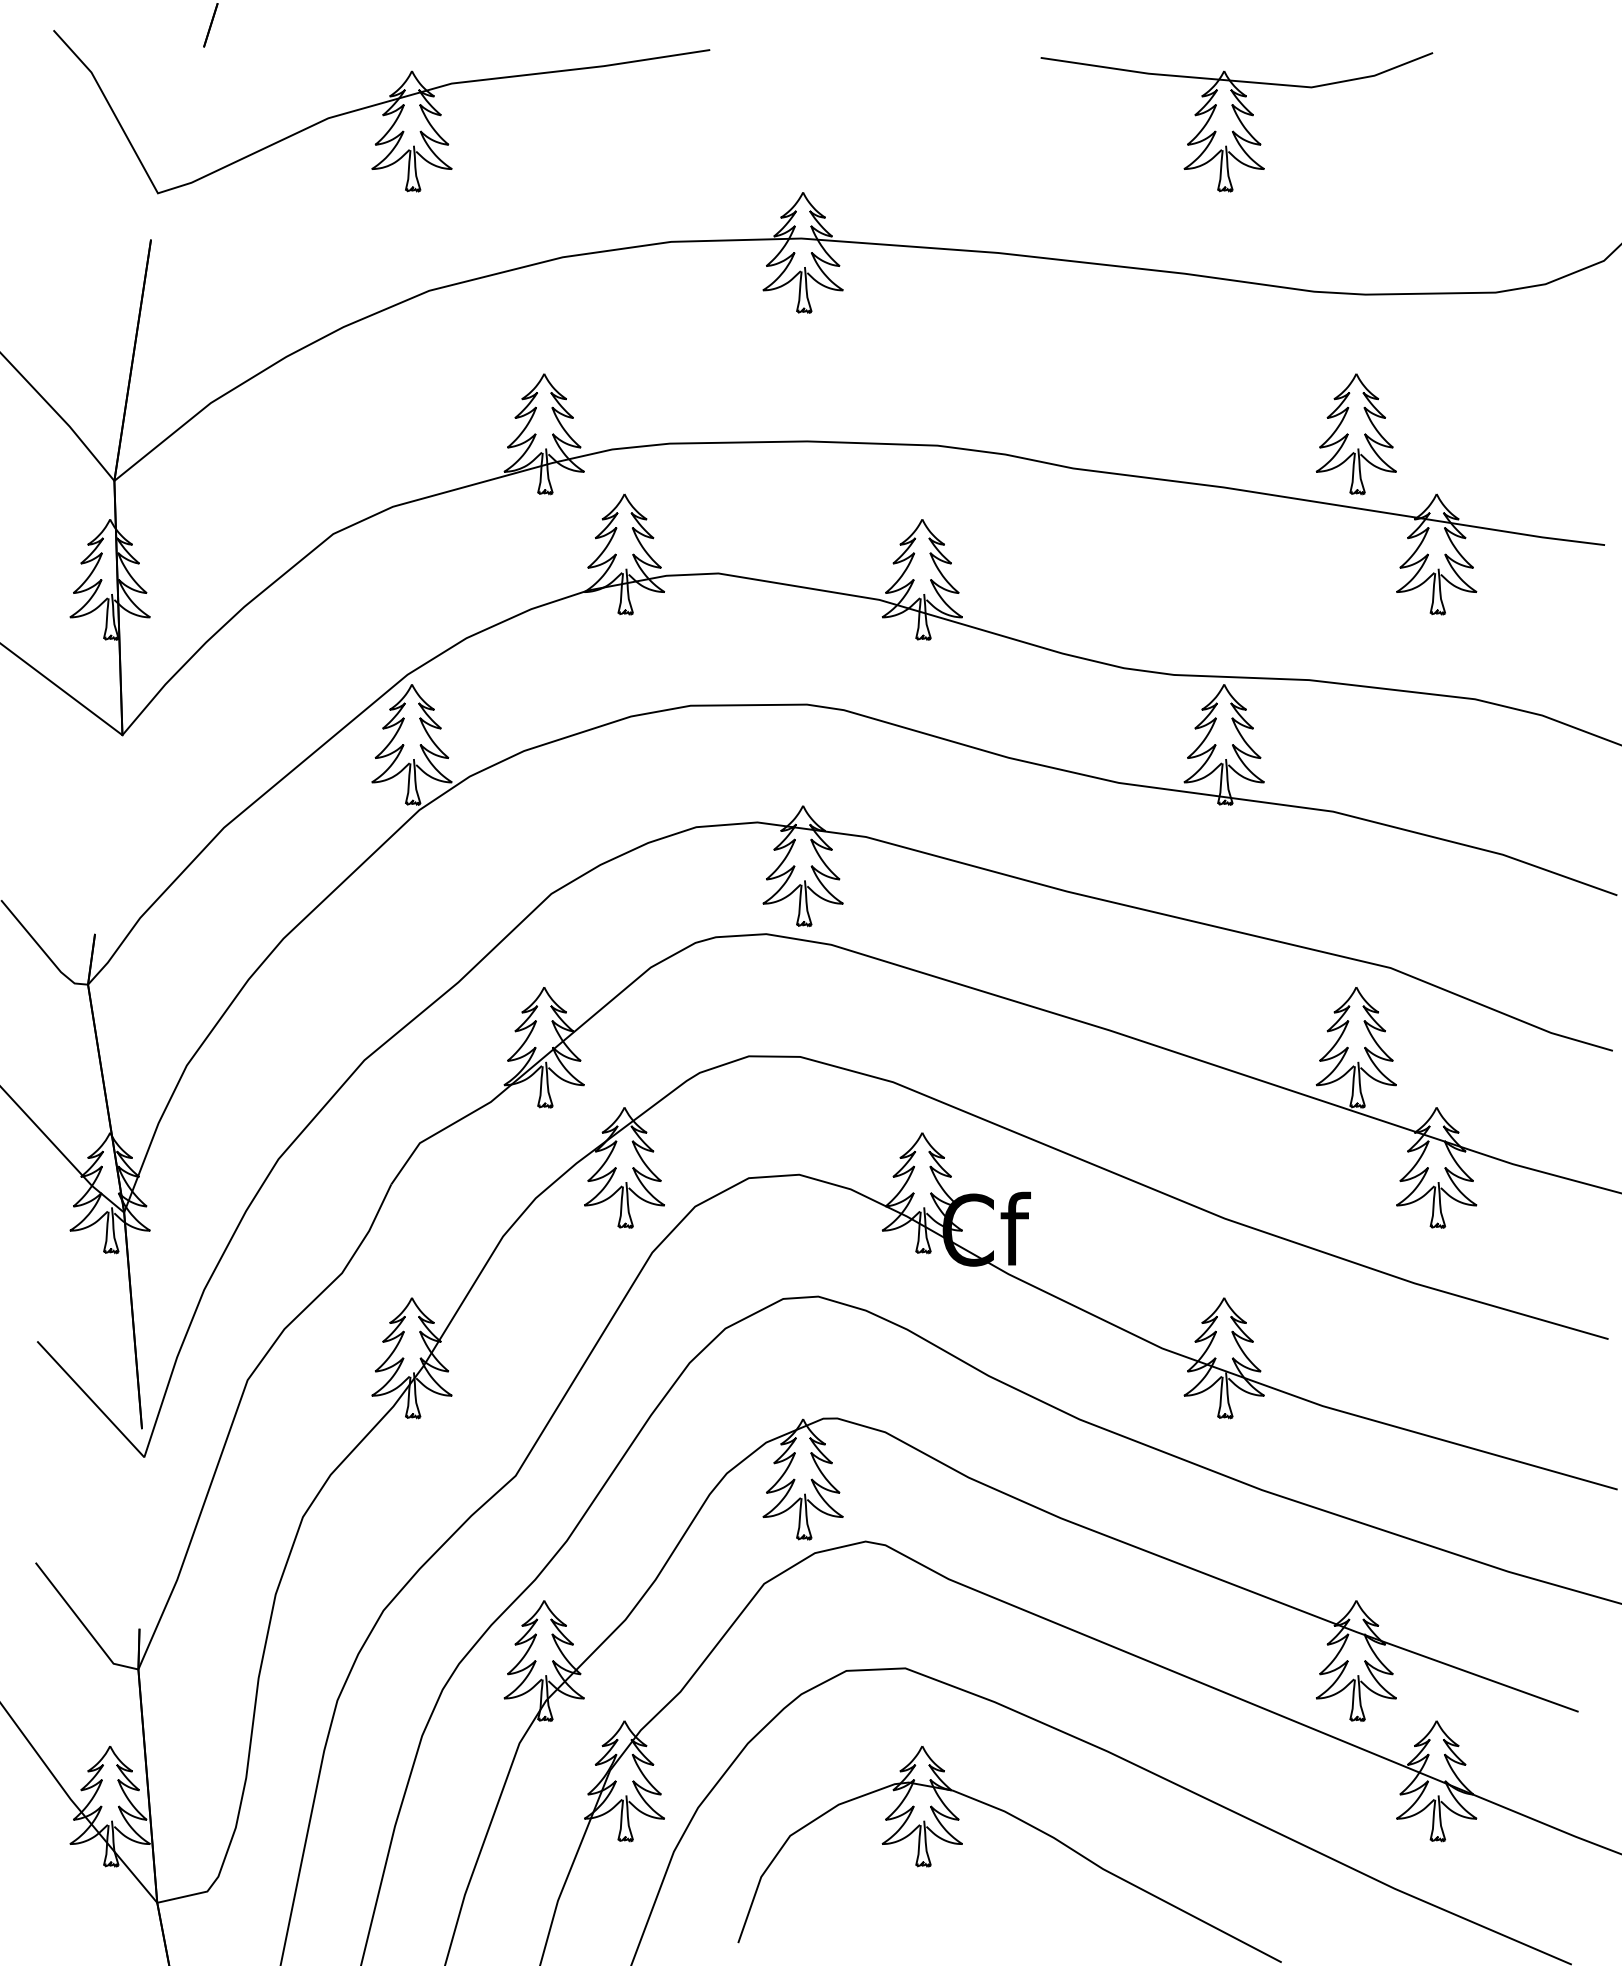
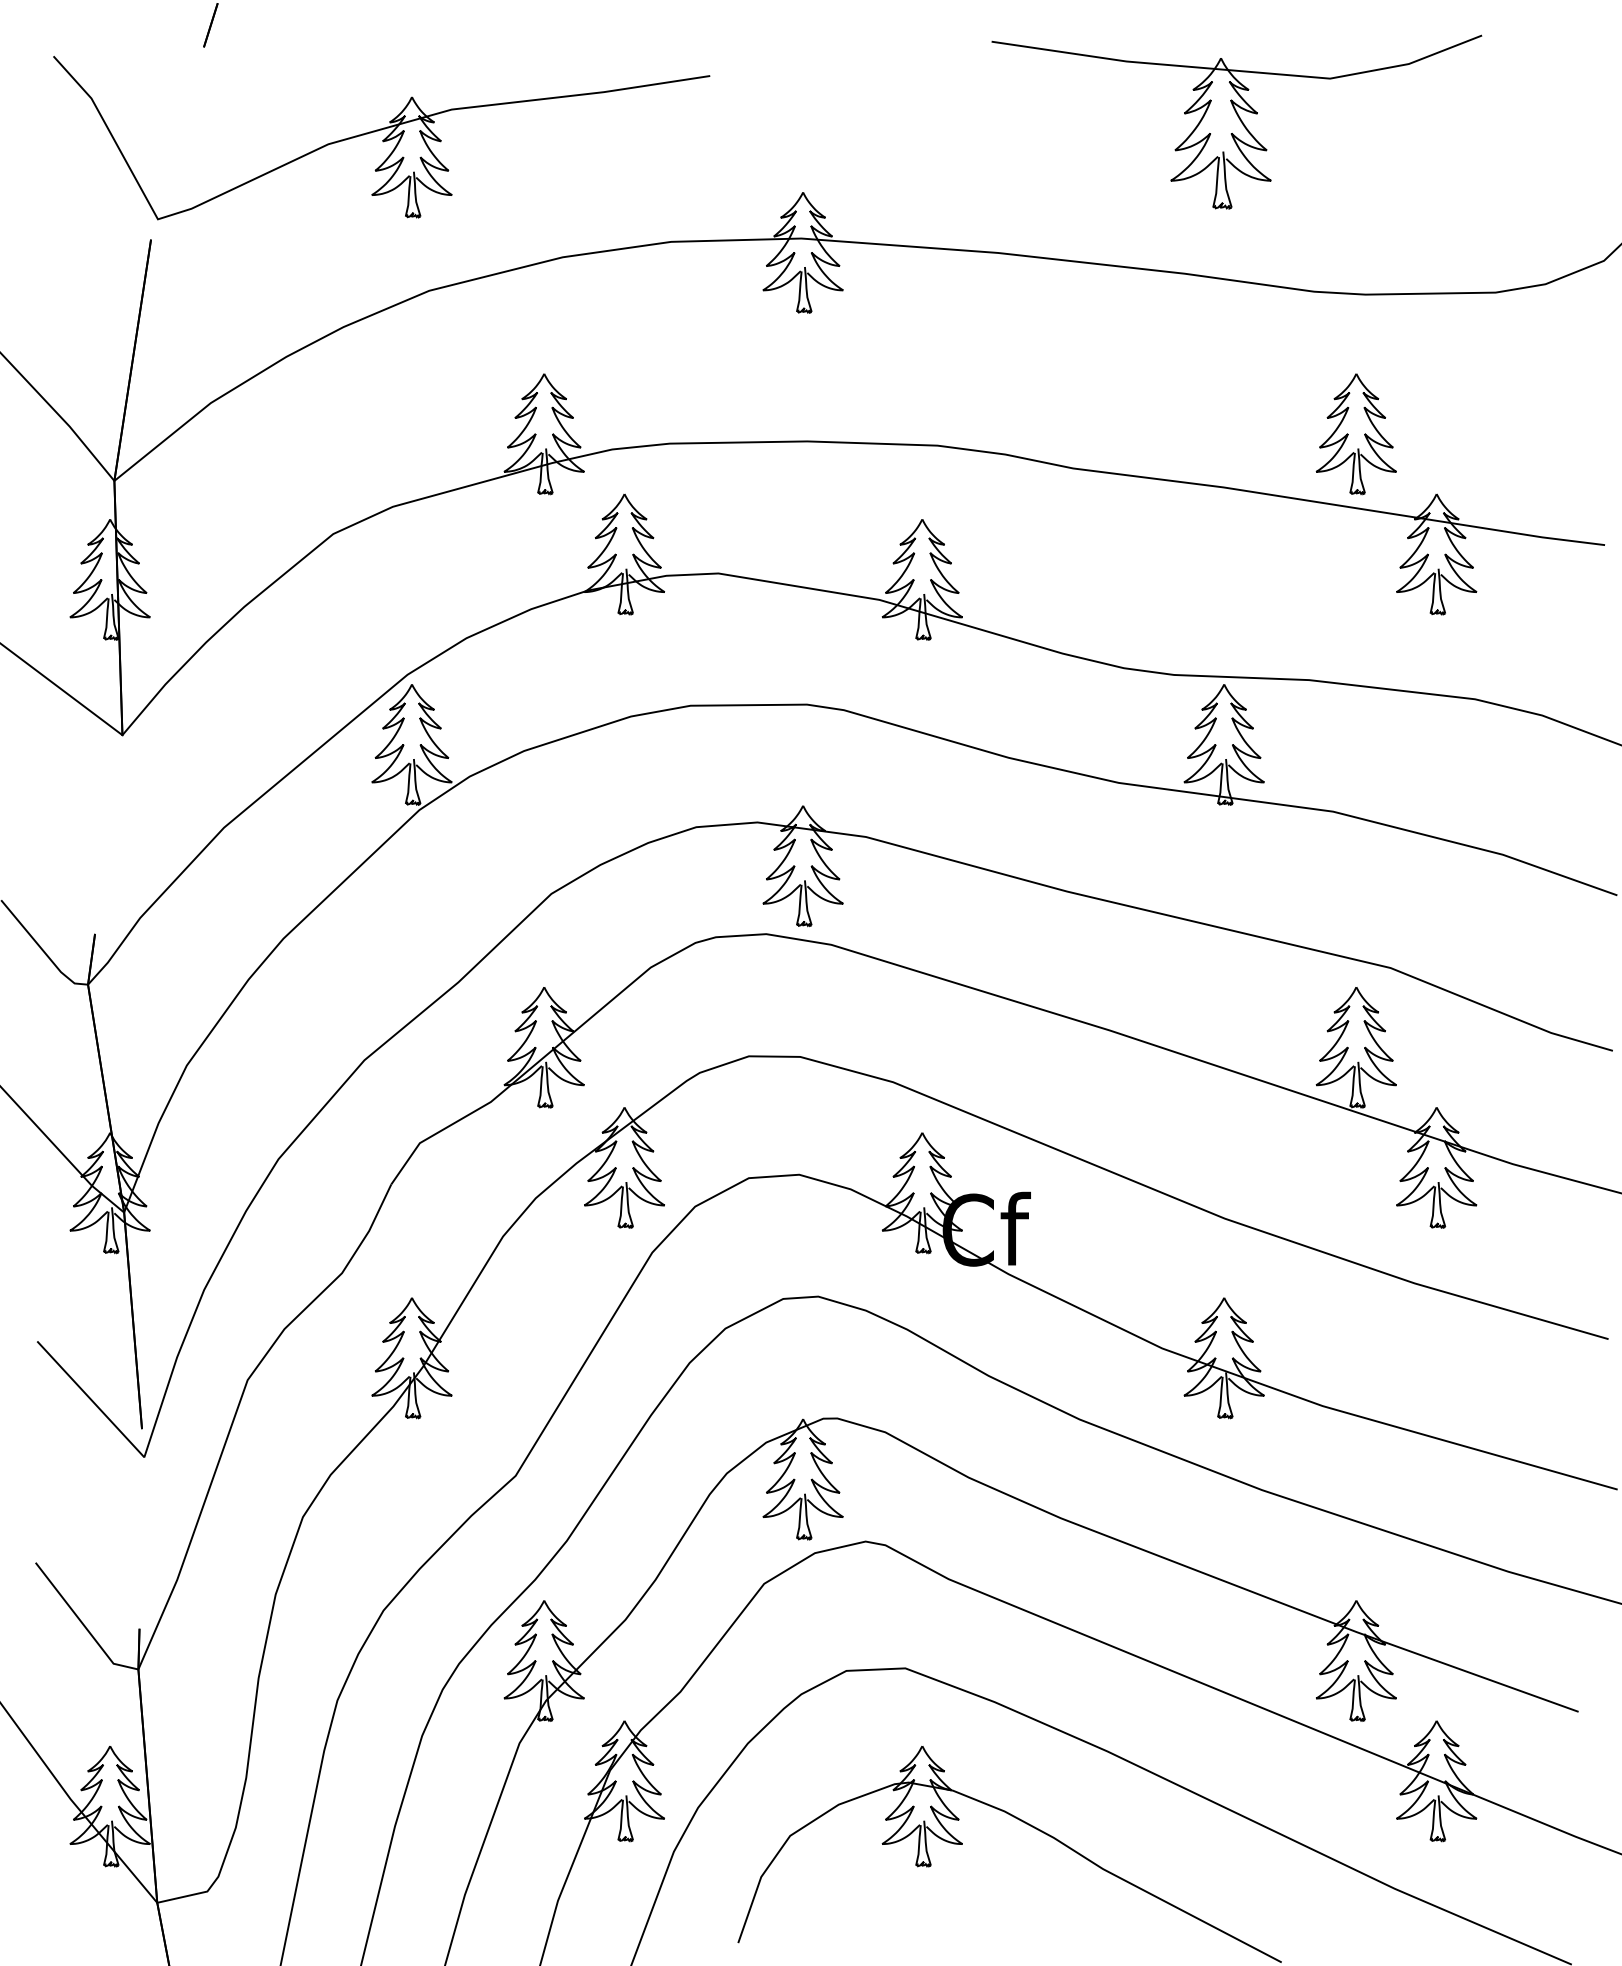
part position: (381, 112) -> (381, 138) (381, 138)
part size: 394x141 px -> 492x176 px (1236, 121)
